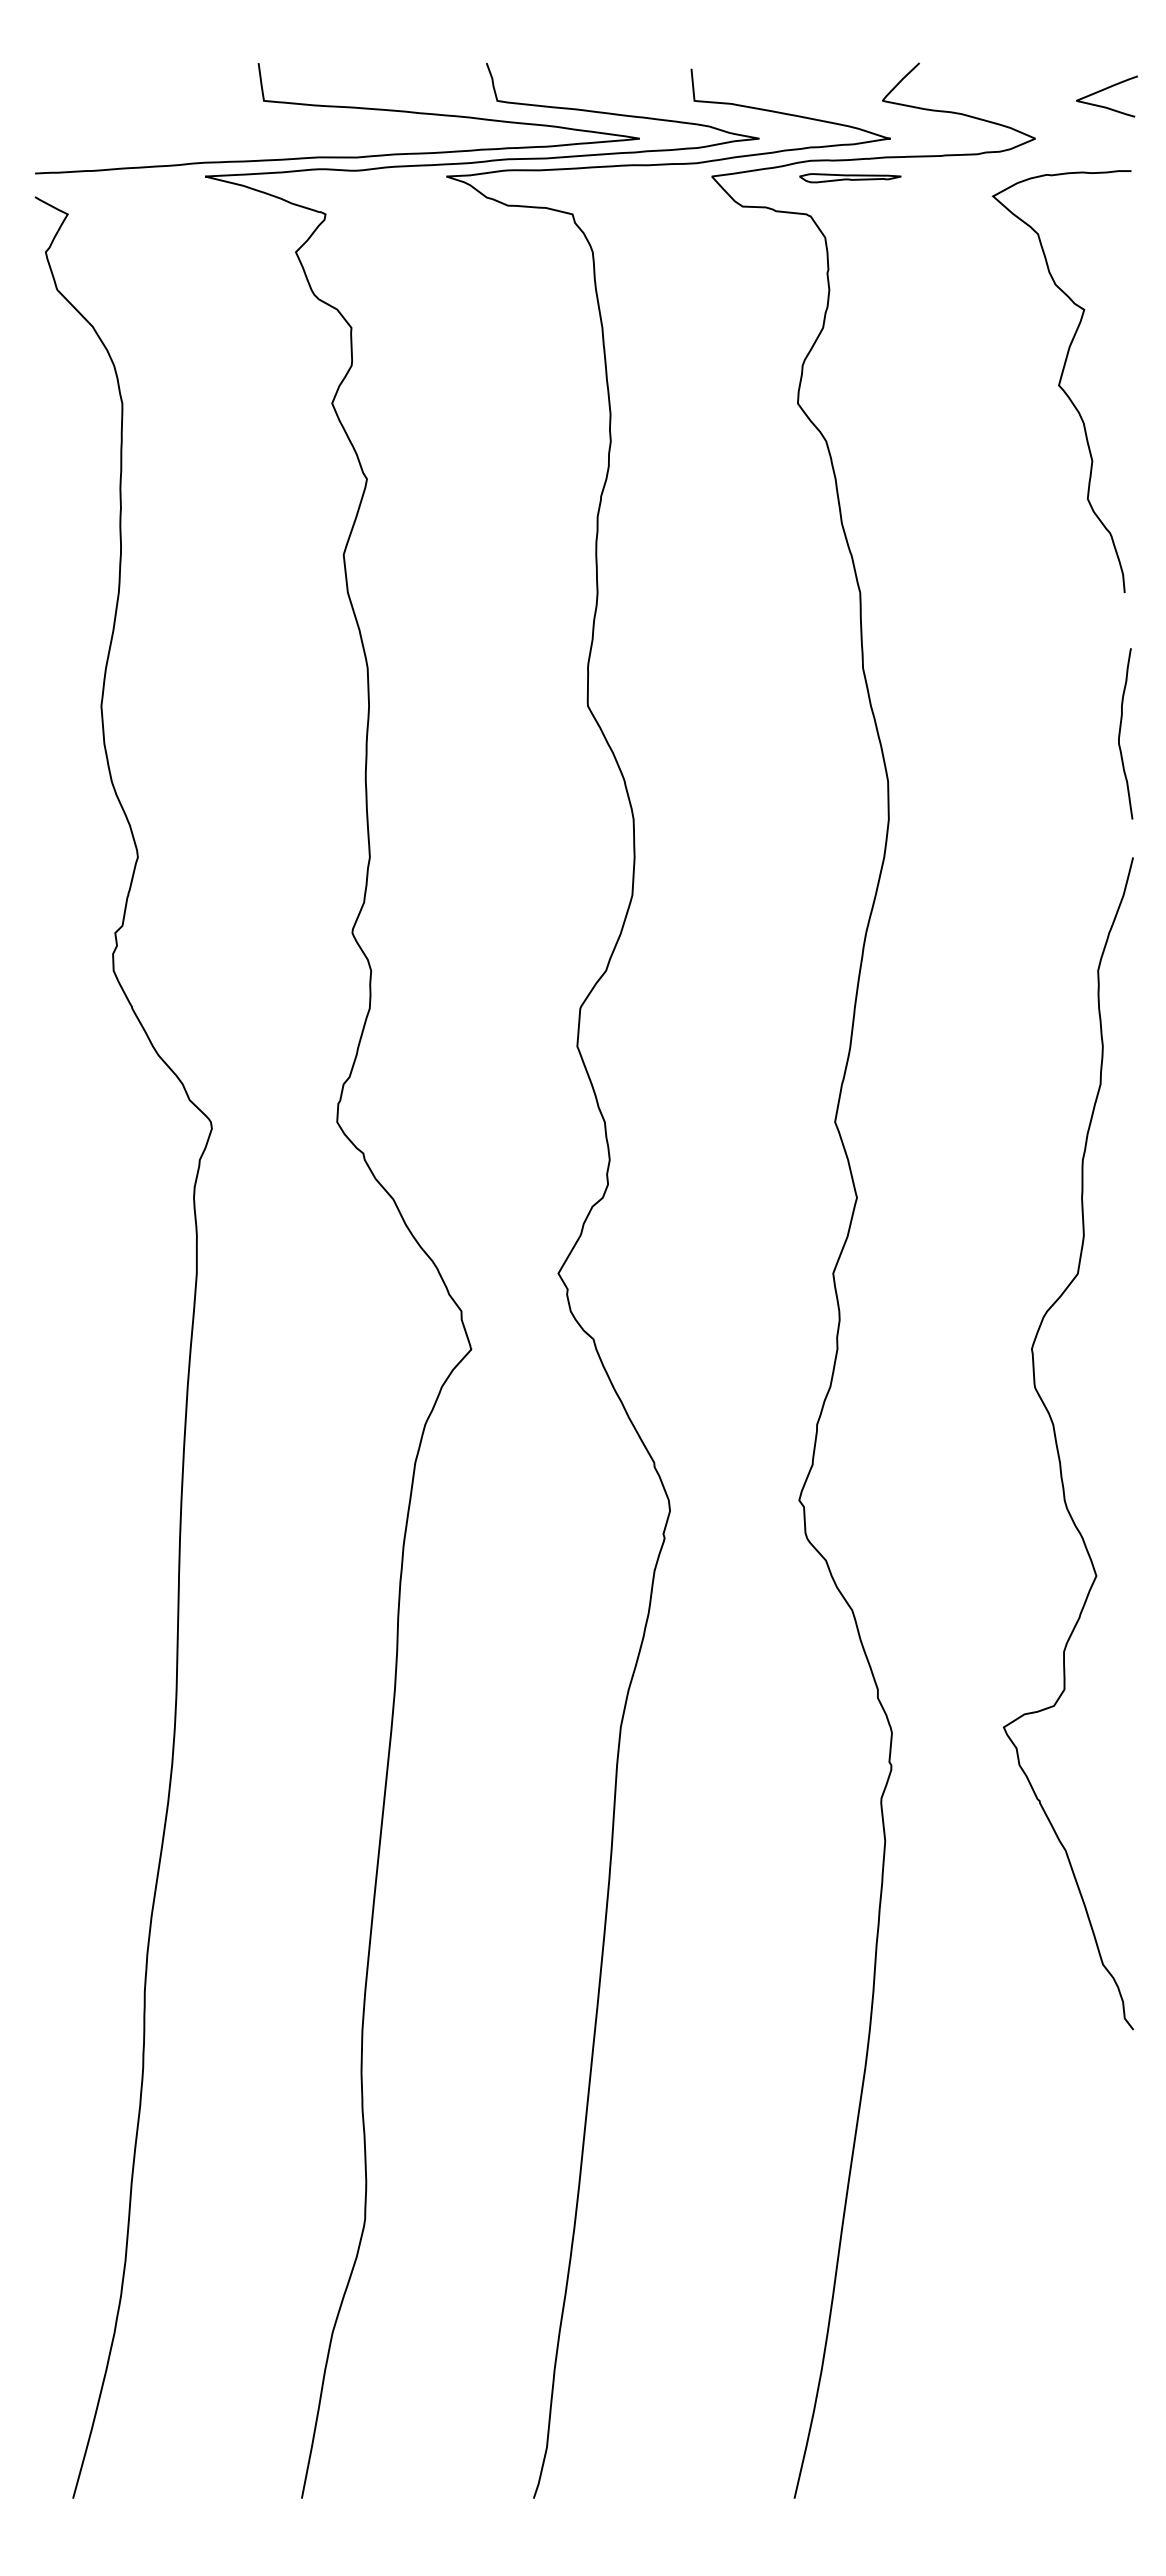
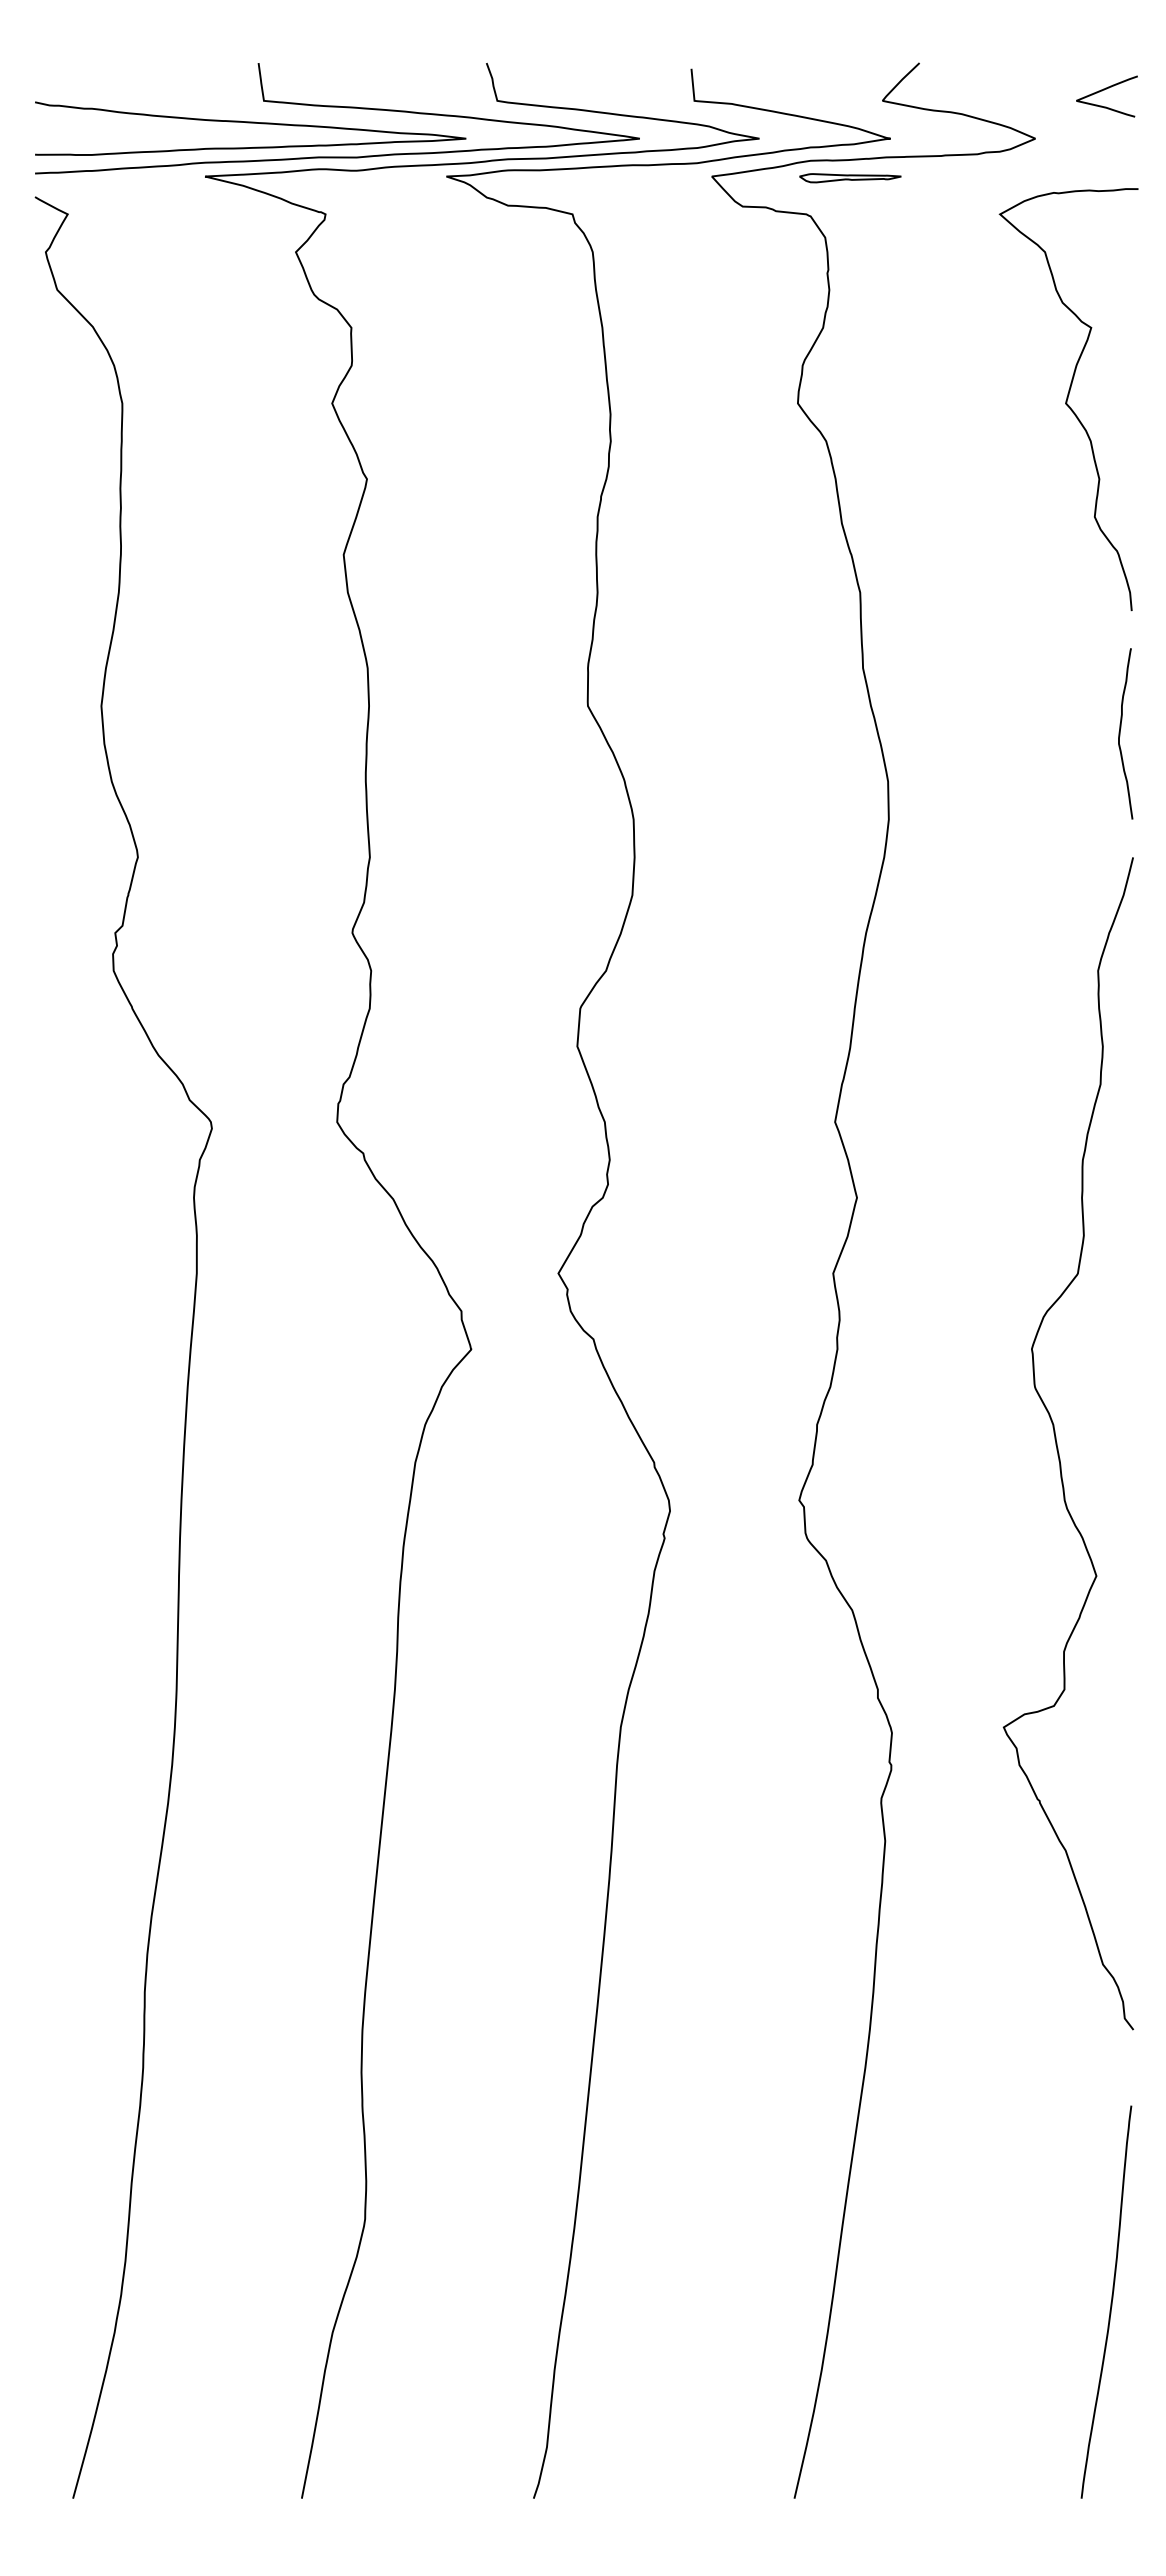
curve: none -> present (250, 123)
curve position: (1061, 380) -> (1068, 398) (1068, 398)
curve: none -> present (1110, 2302)
